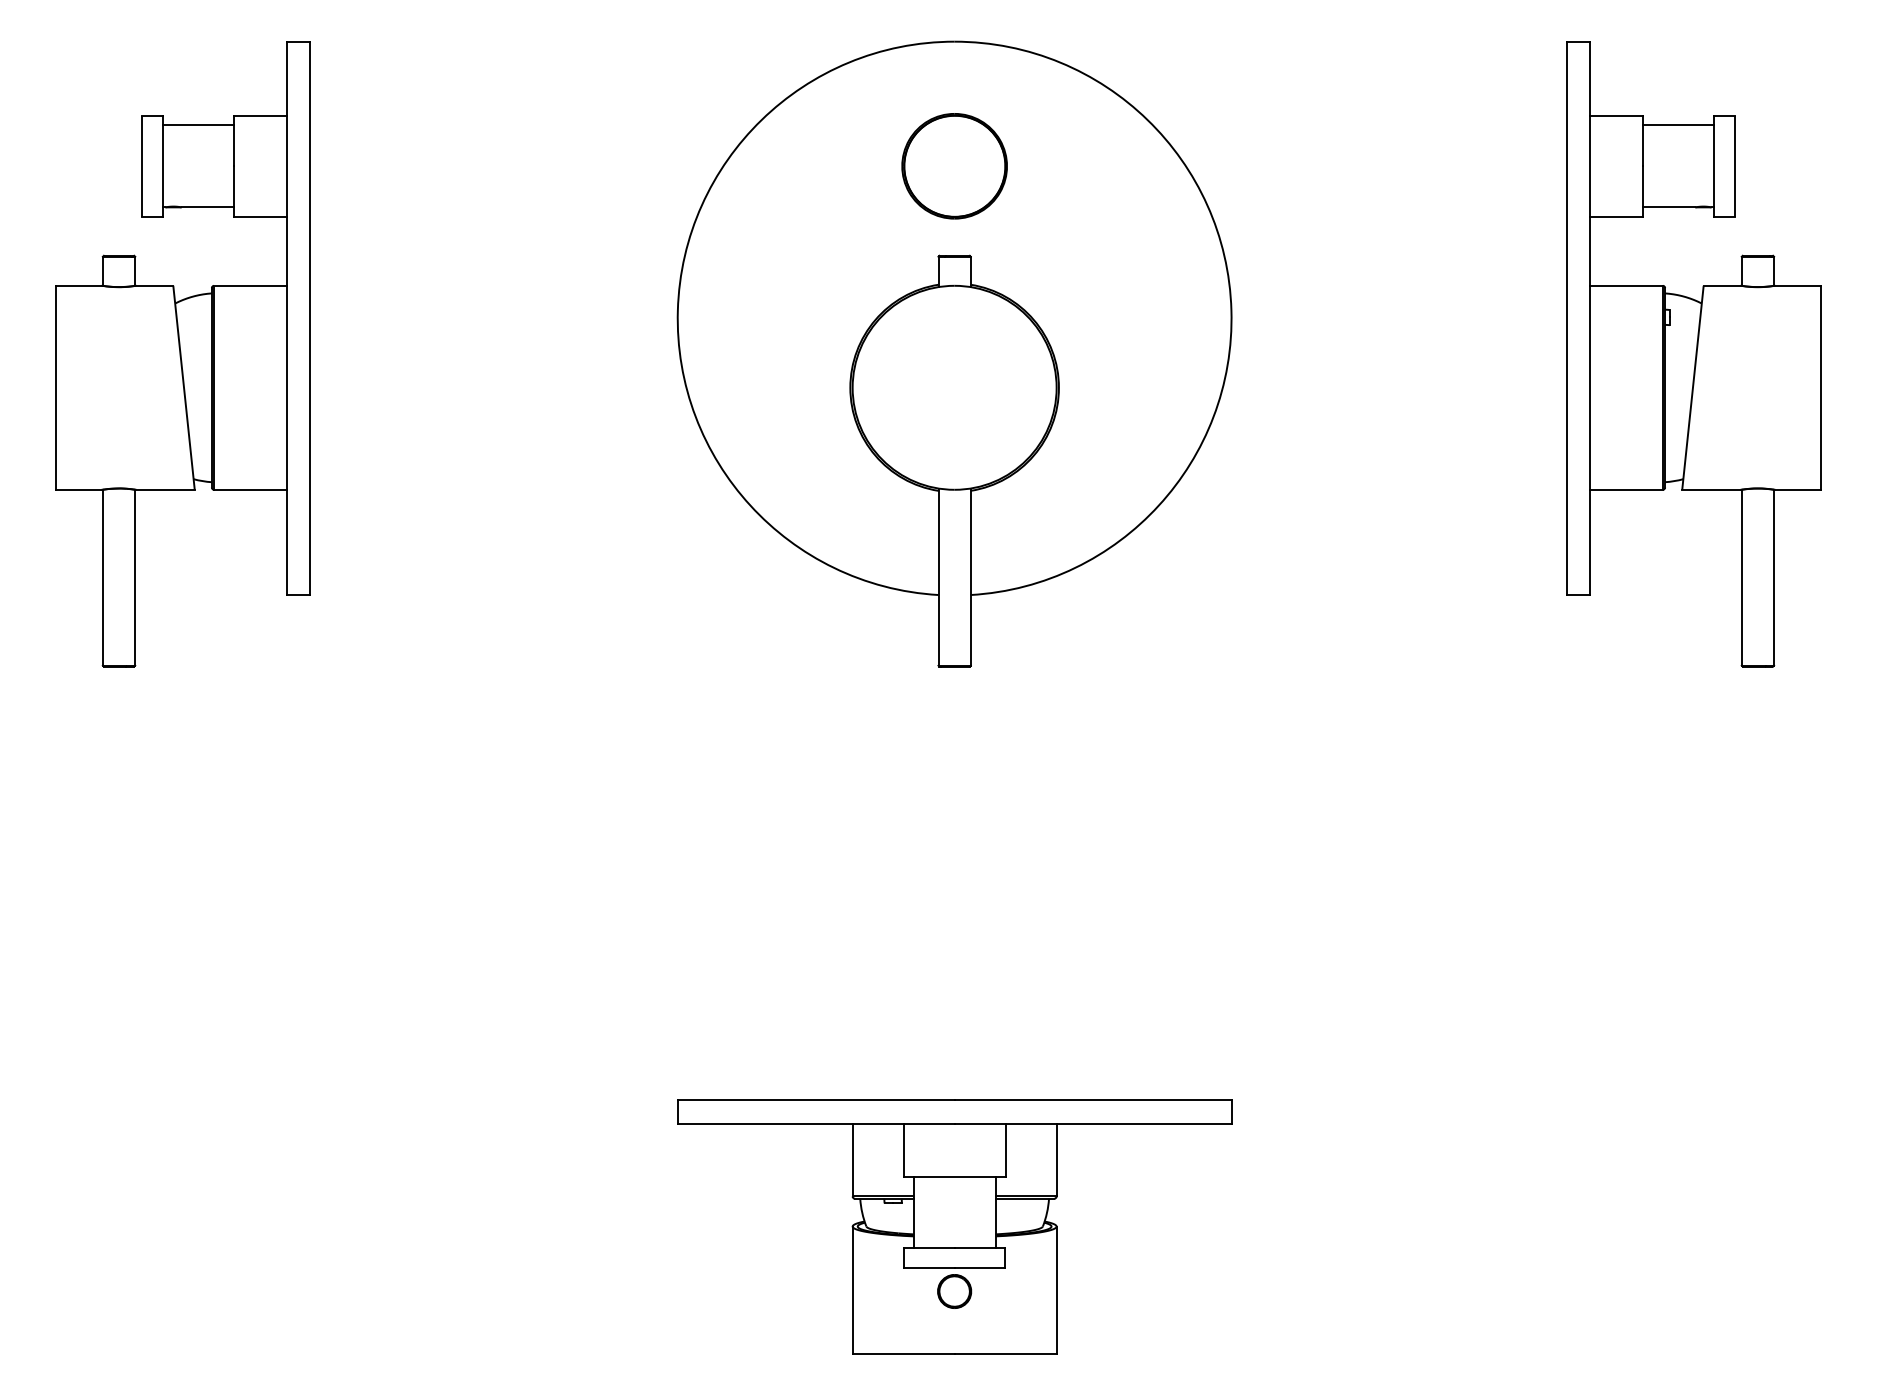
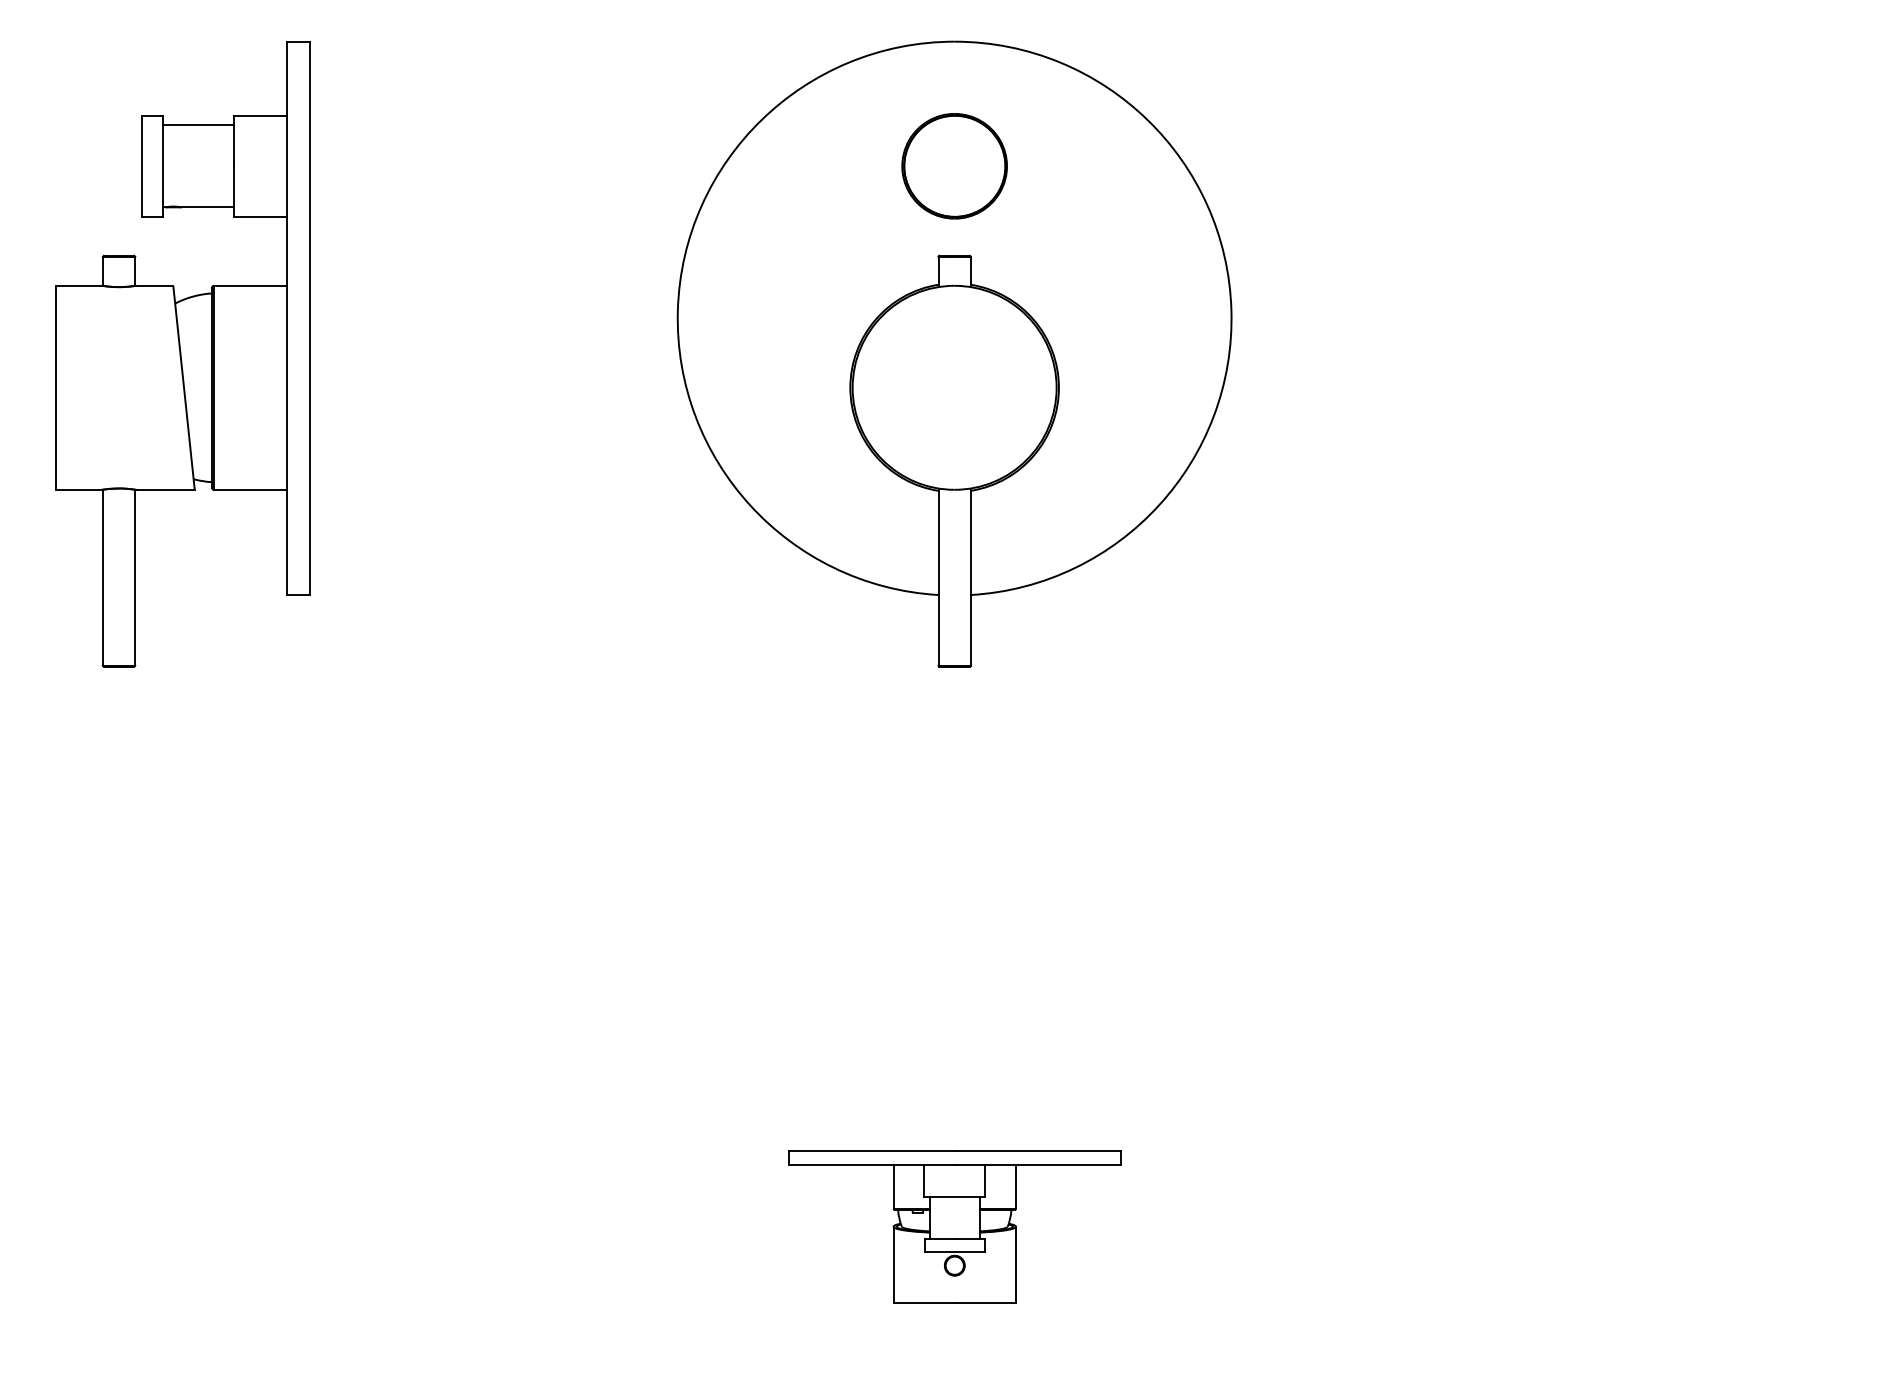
part: present -> none (1693, 354)
part size: 556x256 px -> 334x154 px (954, 1226)
